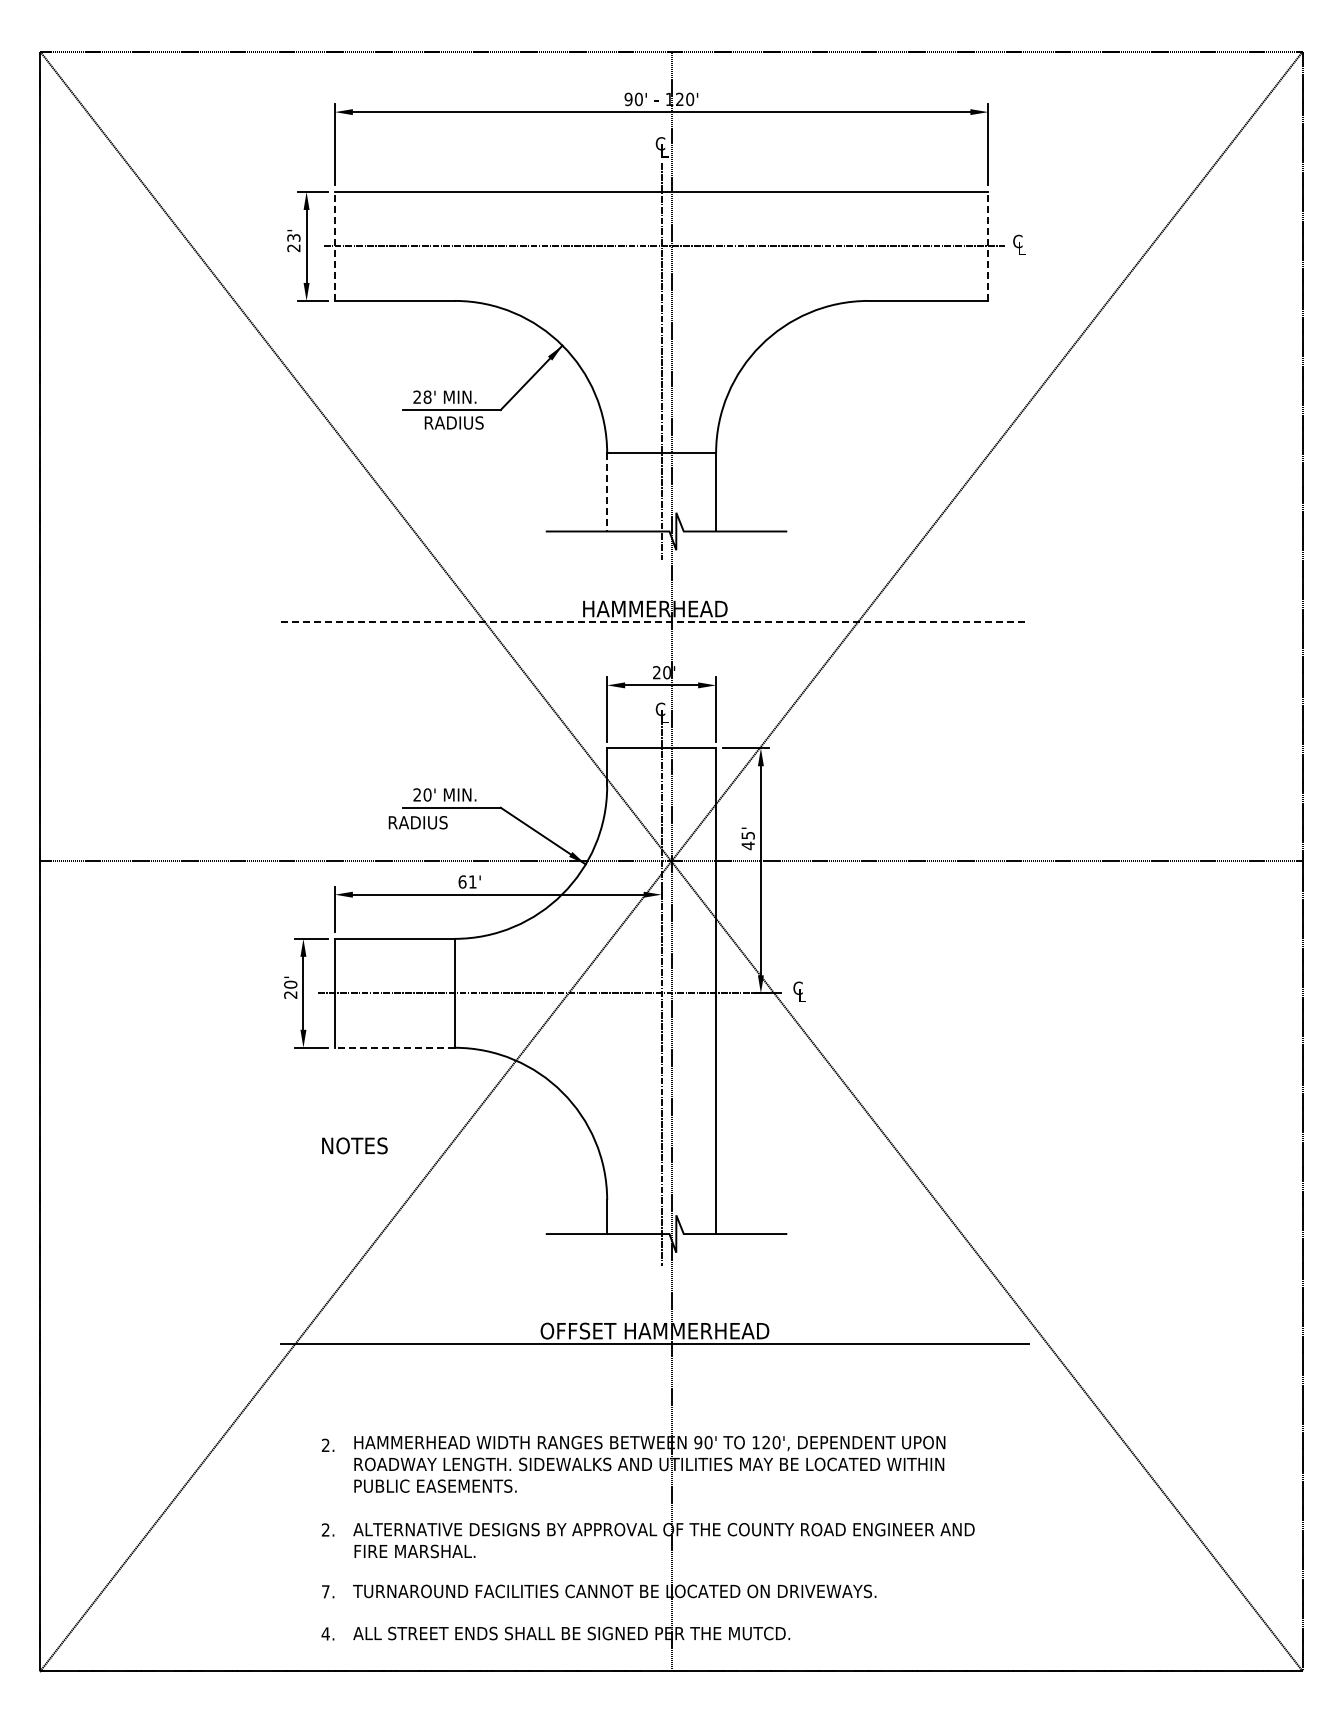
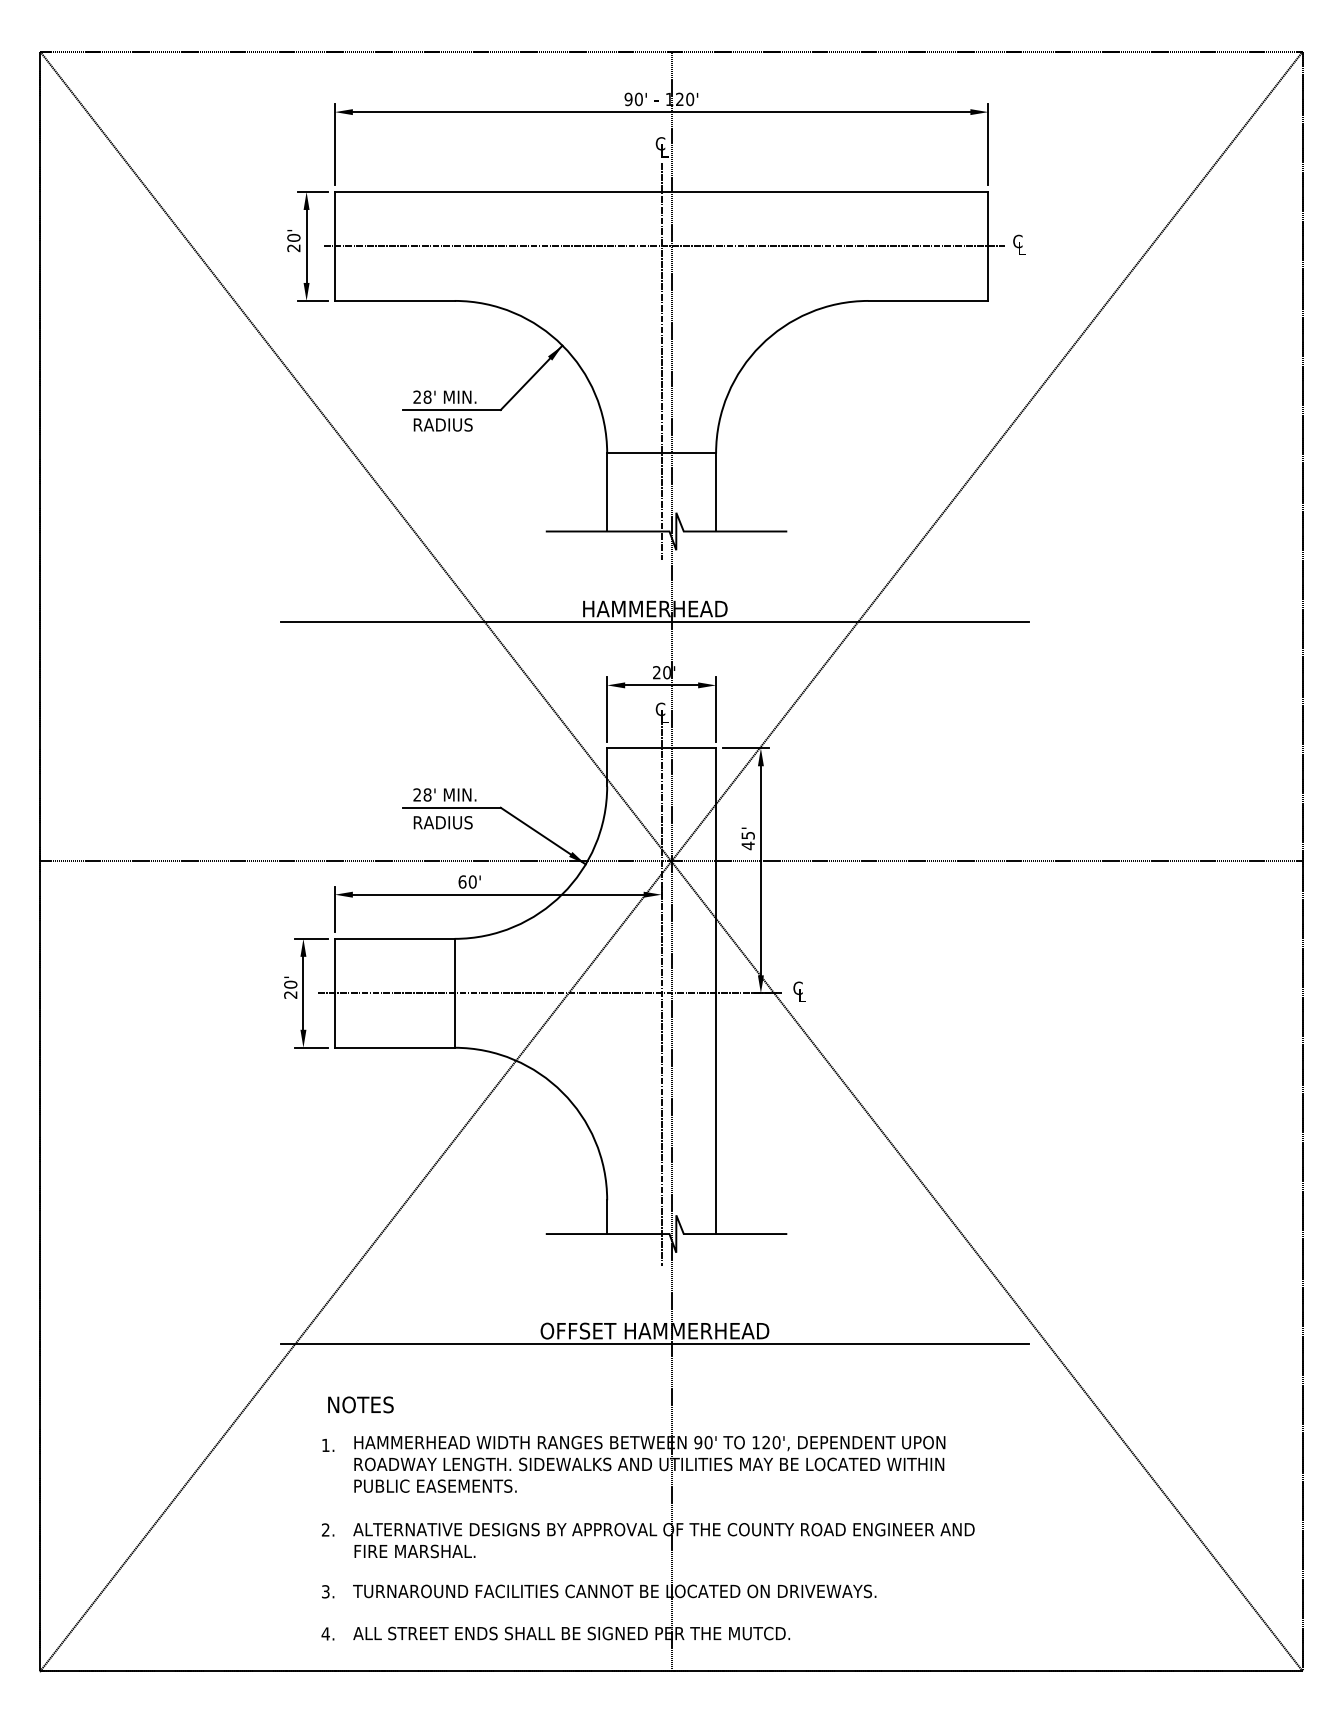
text: 23' -> 20' (293, 237)
line: dashed -> solid (334, 245)
line: dashed -> solid (988, 245)
text position: (453, 422) -> (442, 424) (442, 424)
line: dashed -> solid (607, 492)
line: dashed -> solid (655, 622)
text: 20' -> 28' (427, 794)
text position: (417, 822) -> (442, 822) (442, 822)
text: 61' -> 60' (472, 881)
line: dashed -> solid (394, 1047)
text position: (354, 1145) -> (360, 1404) (360, 1404)
text: 2. -> 1. (325, 1444)
text: 7. -> 3. (325, 1591)
